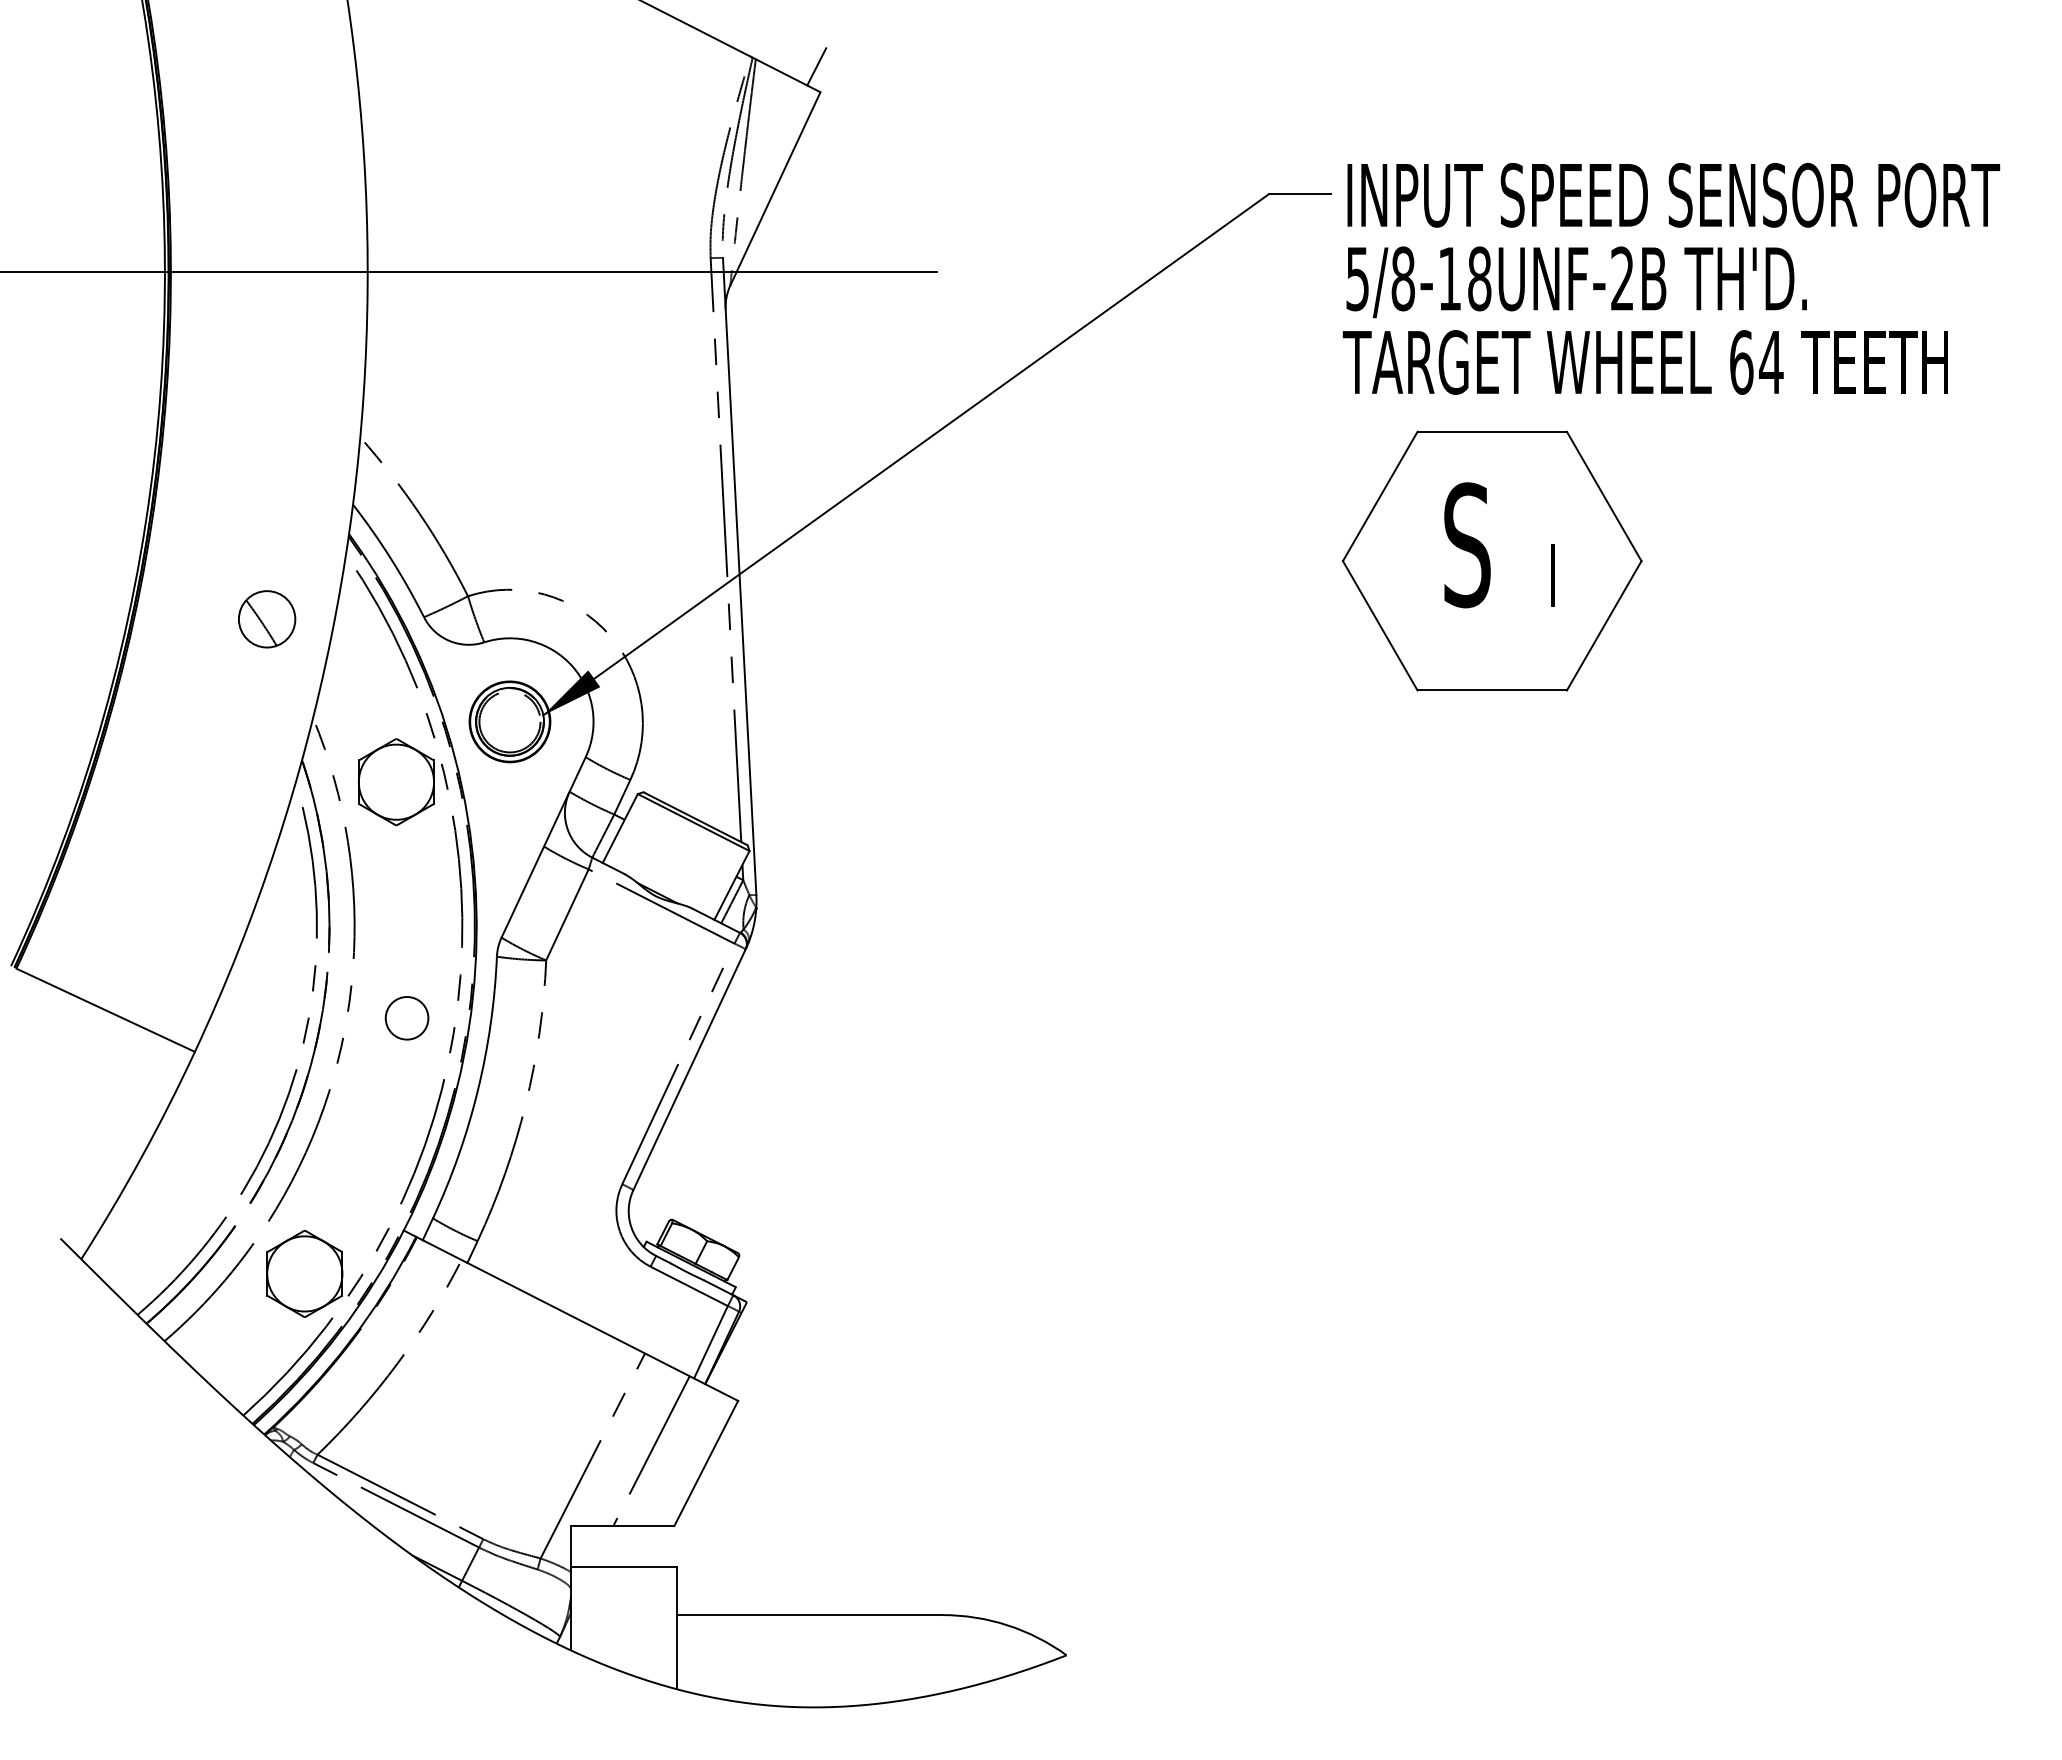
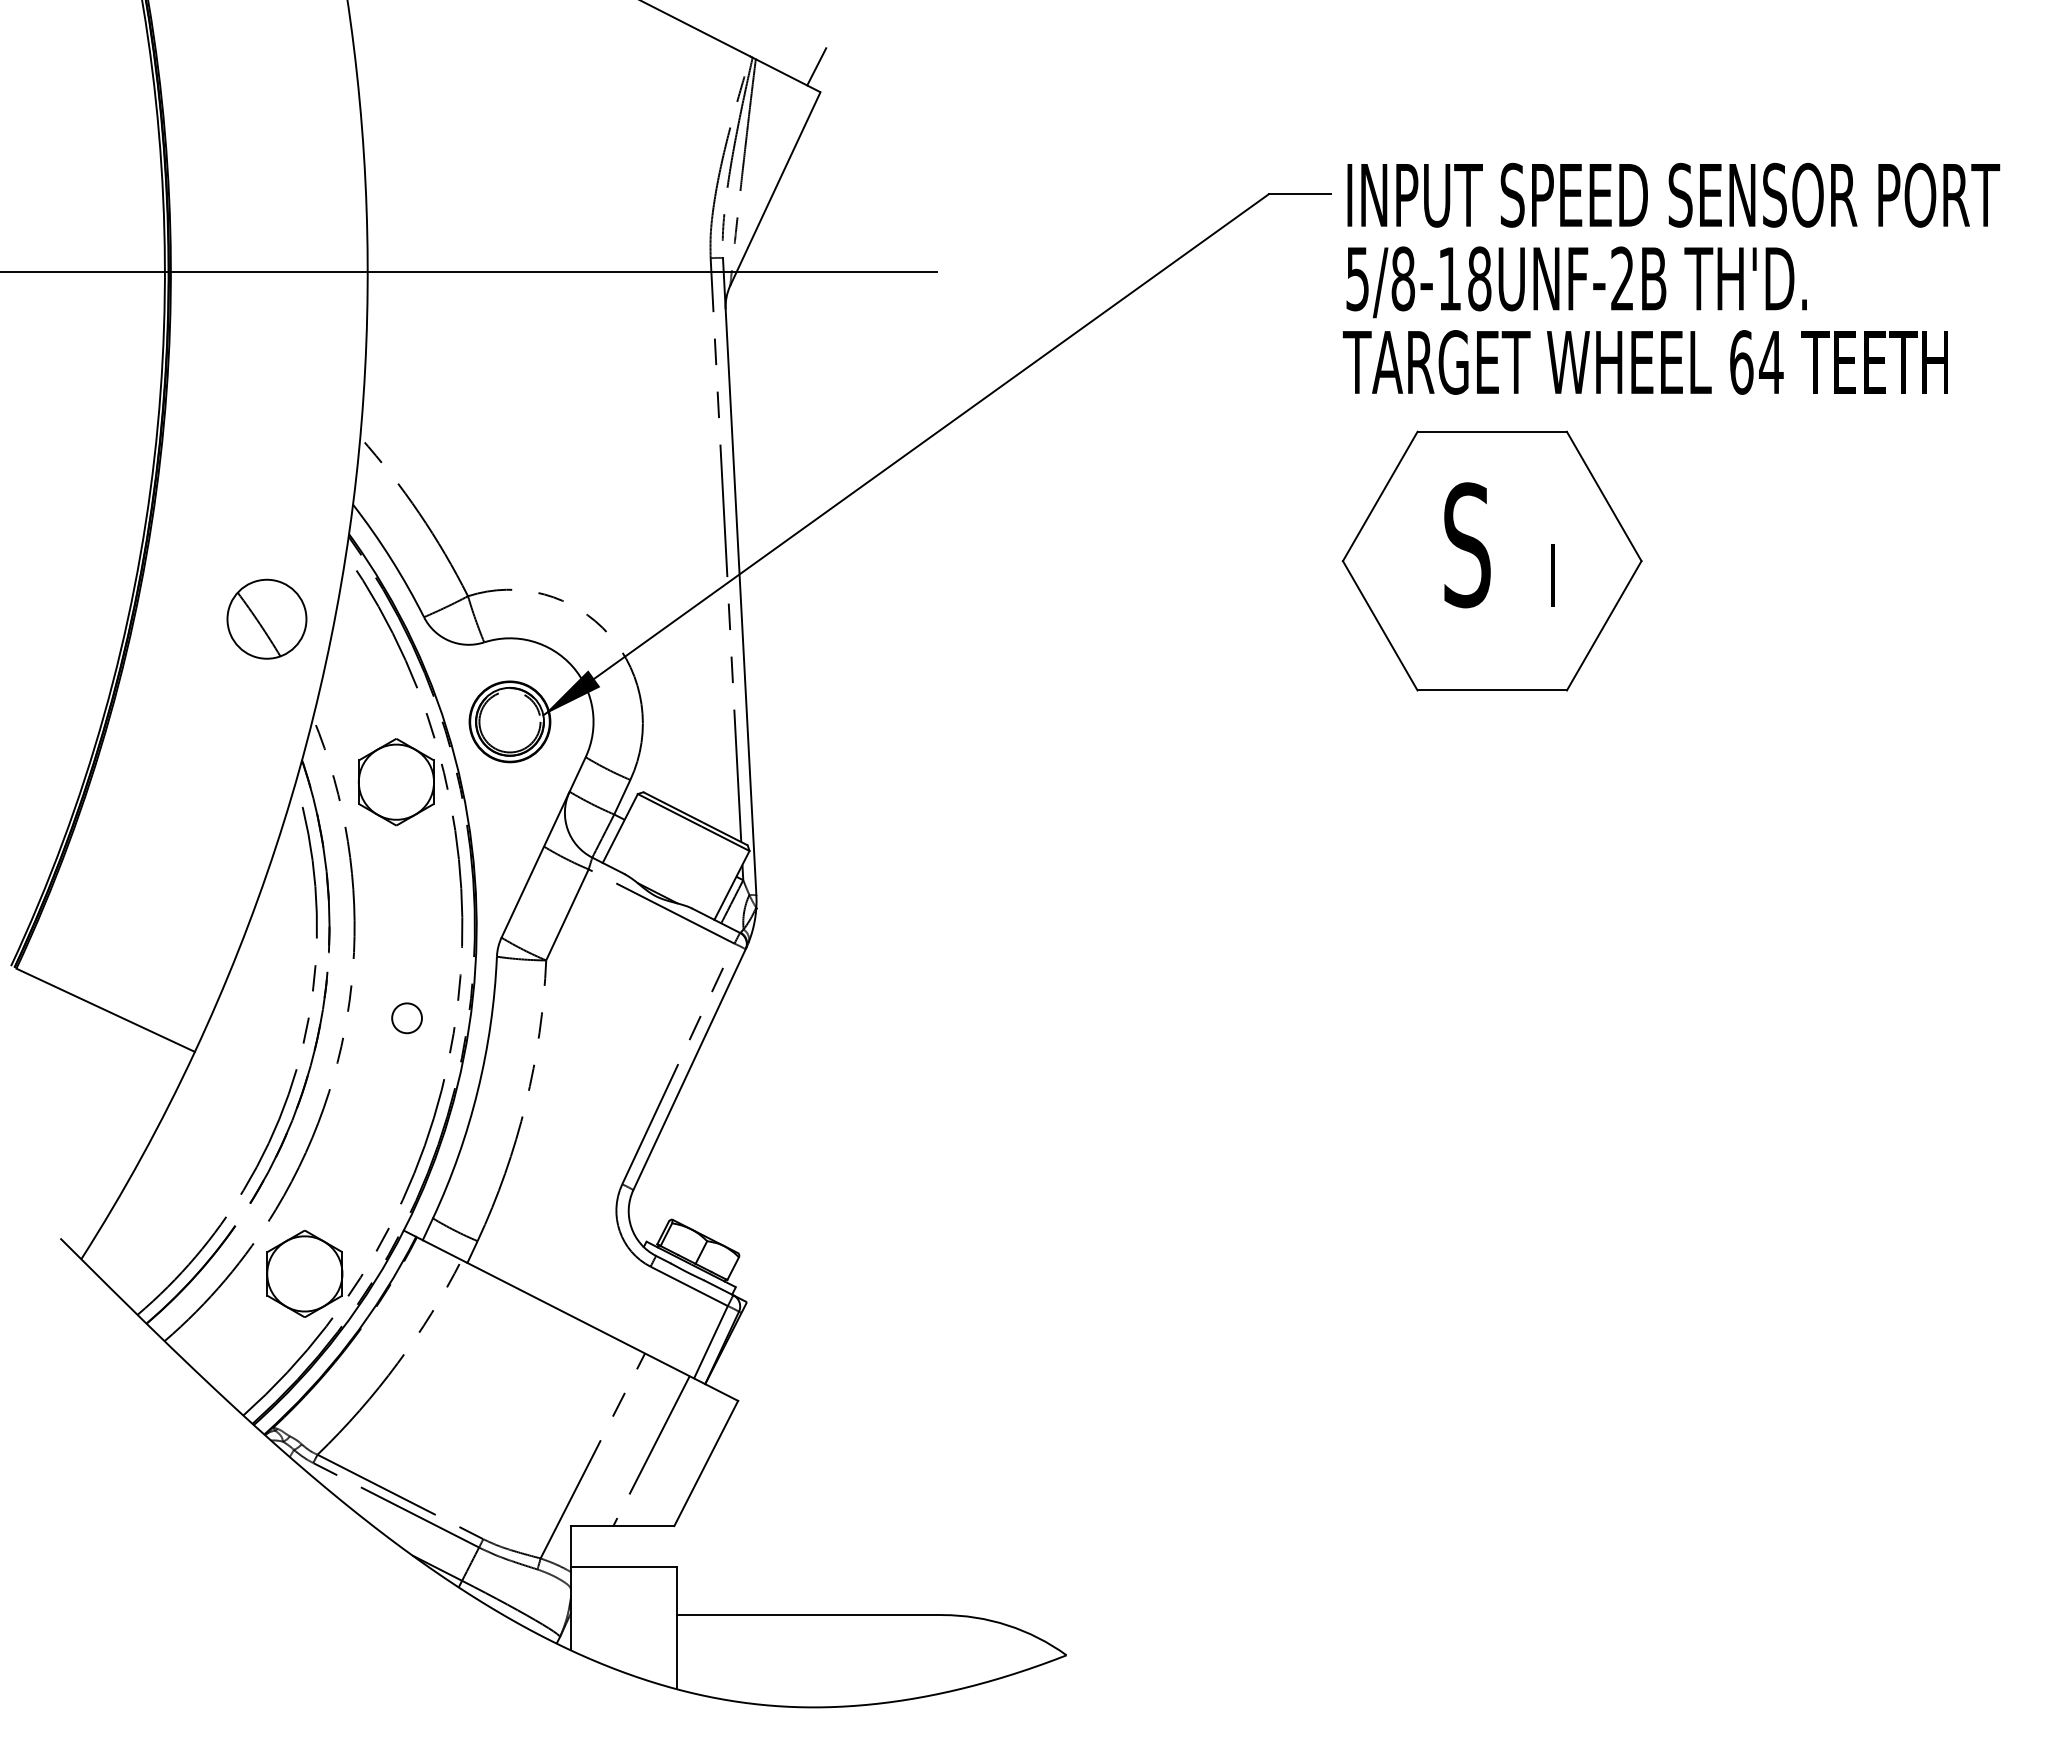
part size: 59x59 px -> 82x82 px (266, 618)
circle diameter: 43 px -> 30 px (406, 1018)
